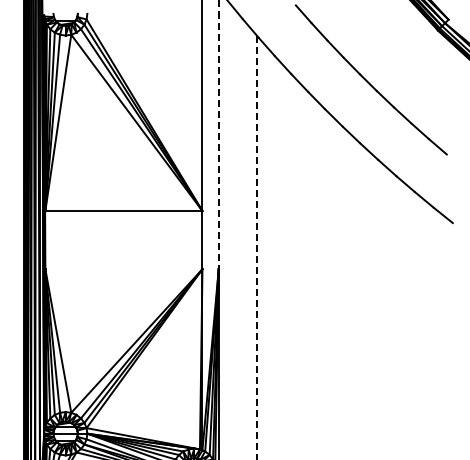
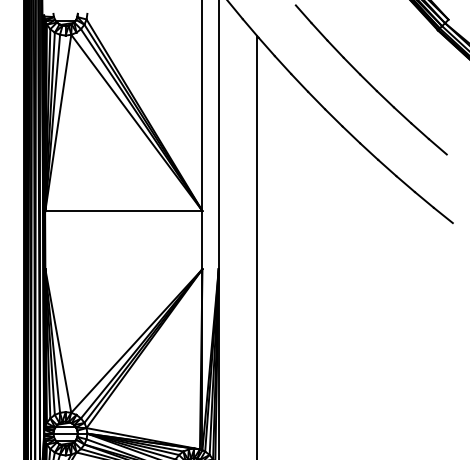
line: dashed -> solid (218, 135)
line: dashed -> solid (257, 247)
